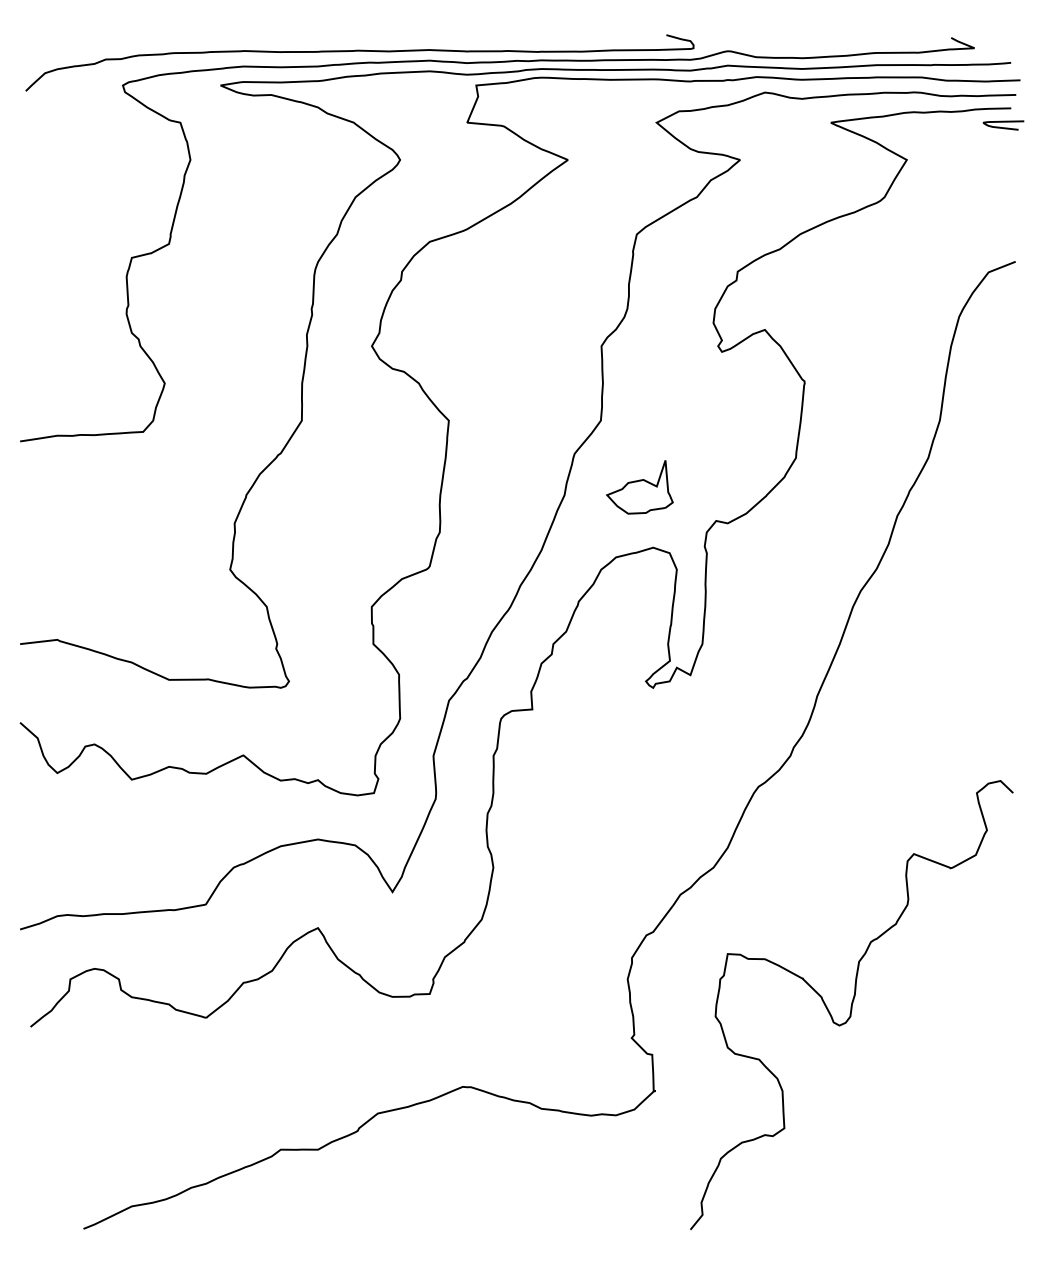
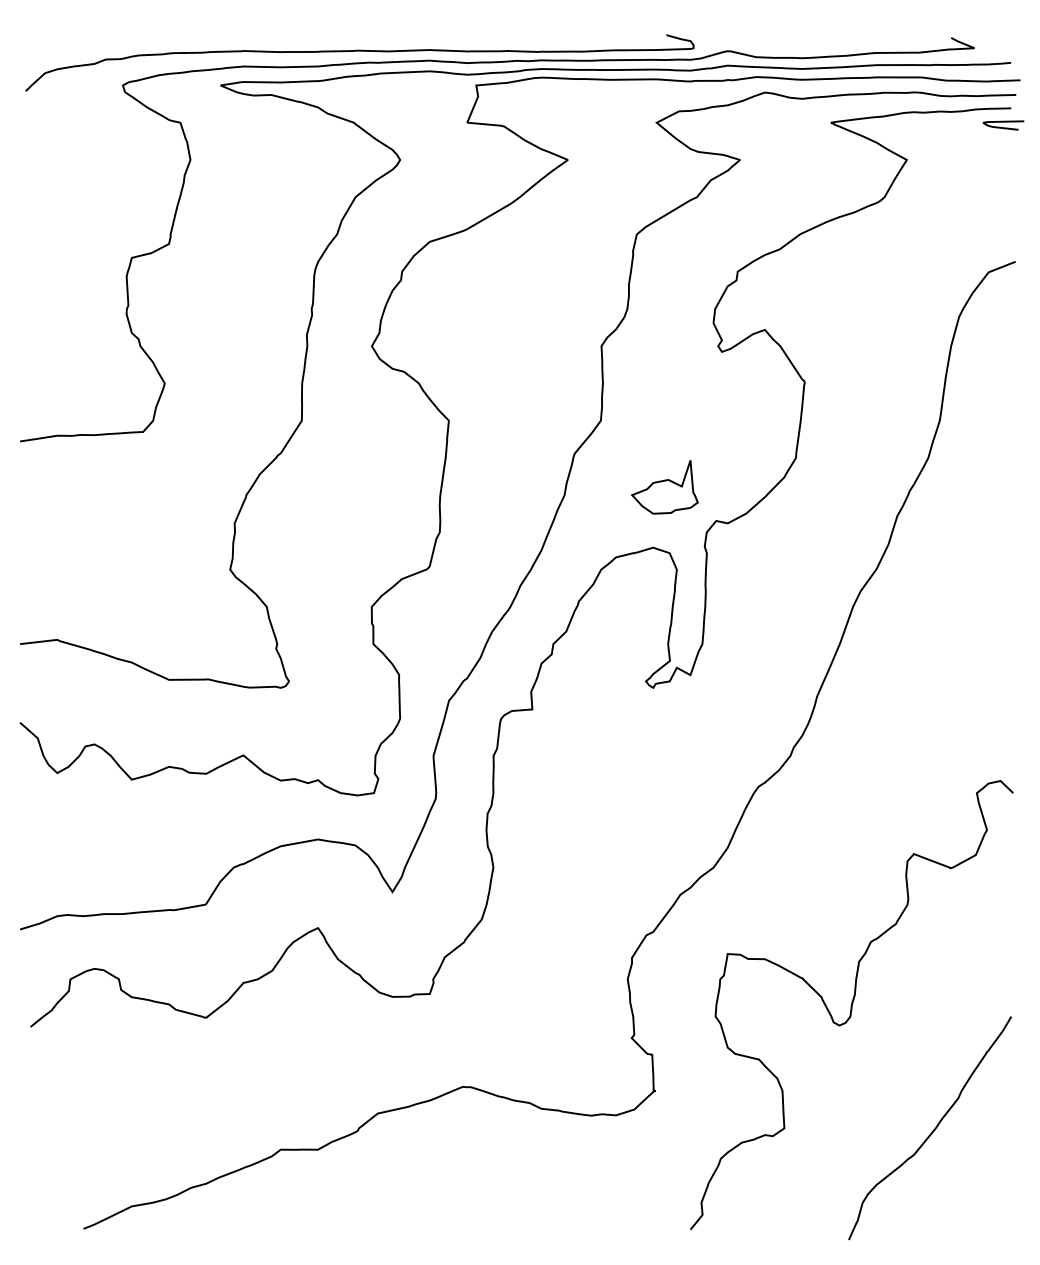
part position: (639, 487) -> (664, 487) (664, 487)
curve: none -> present (932, 1130)
